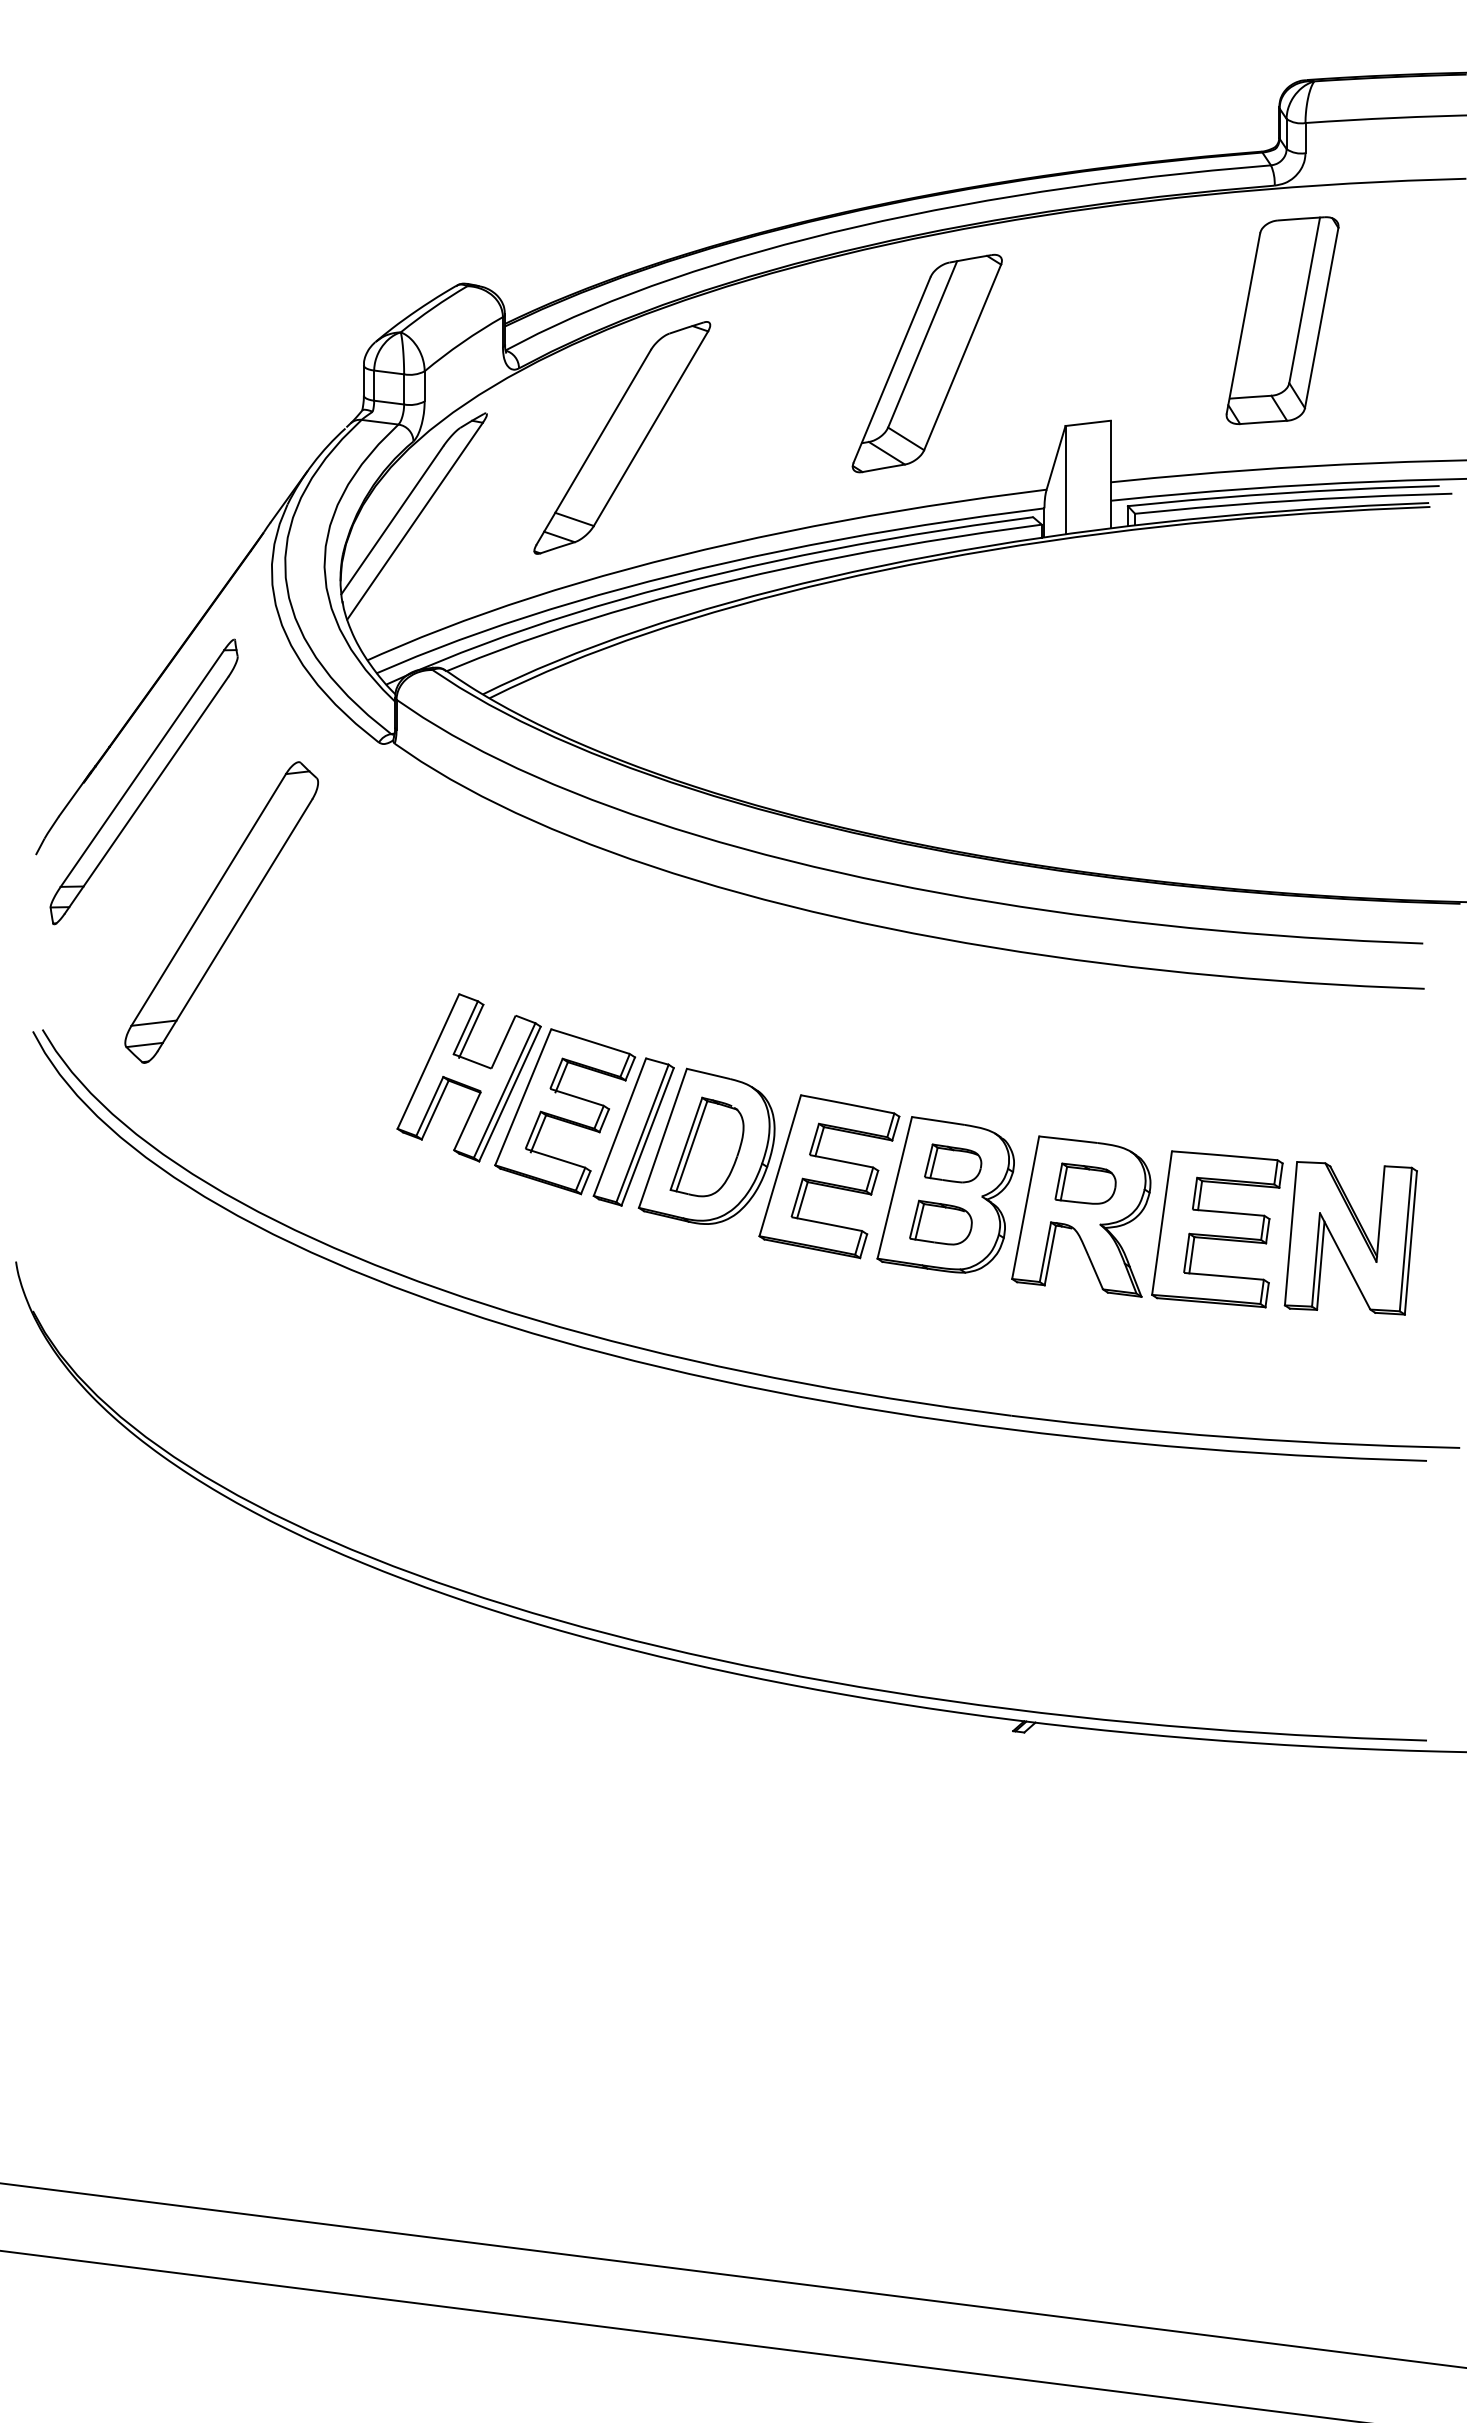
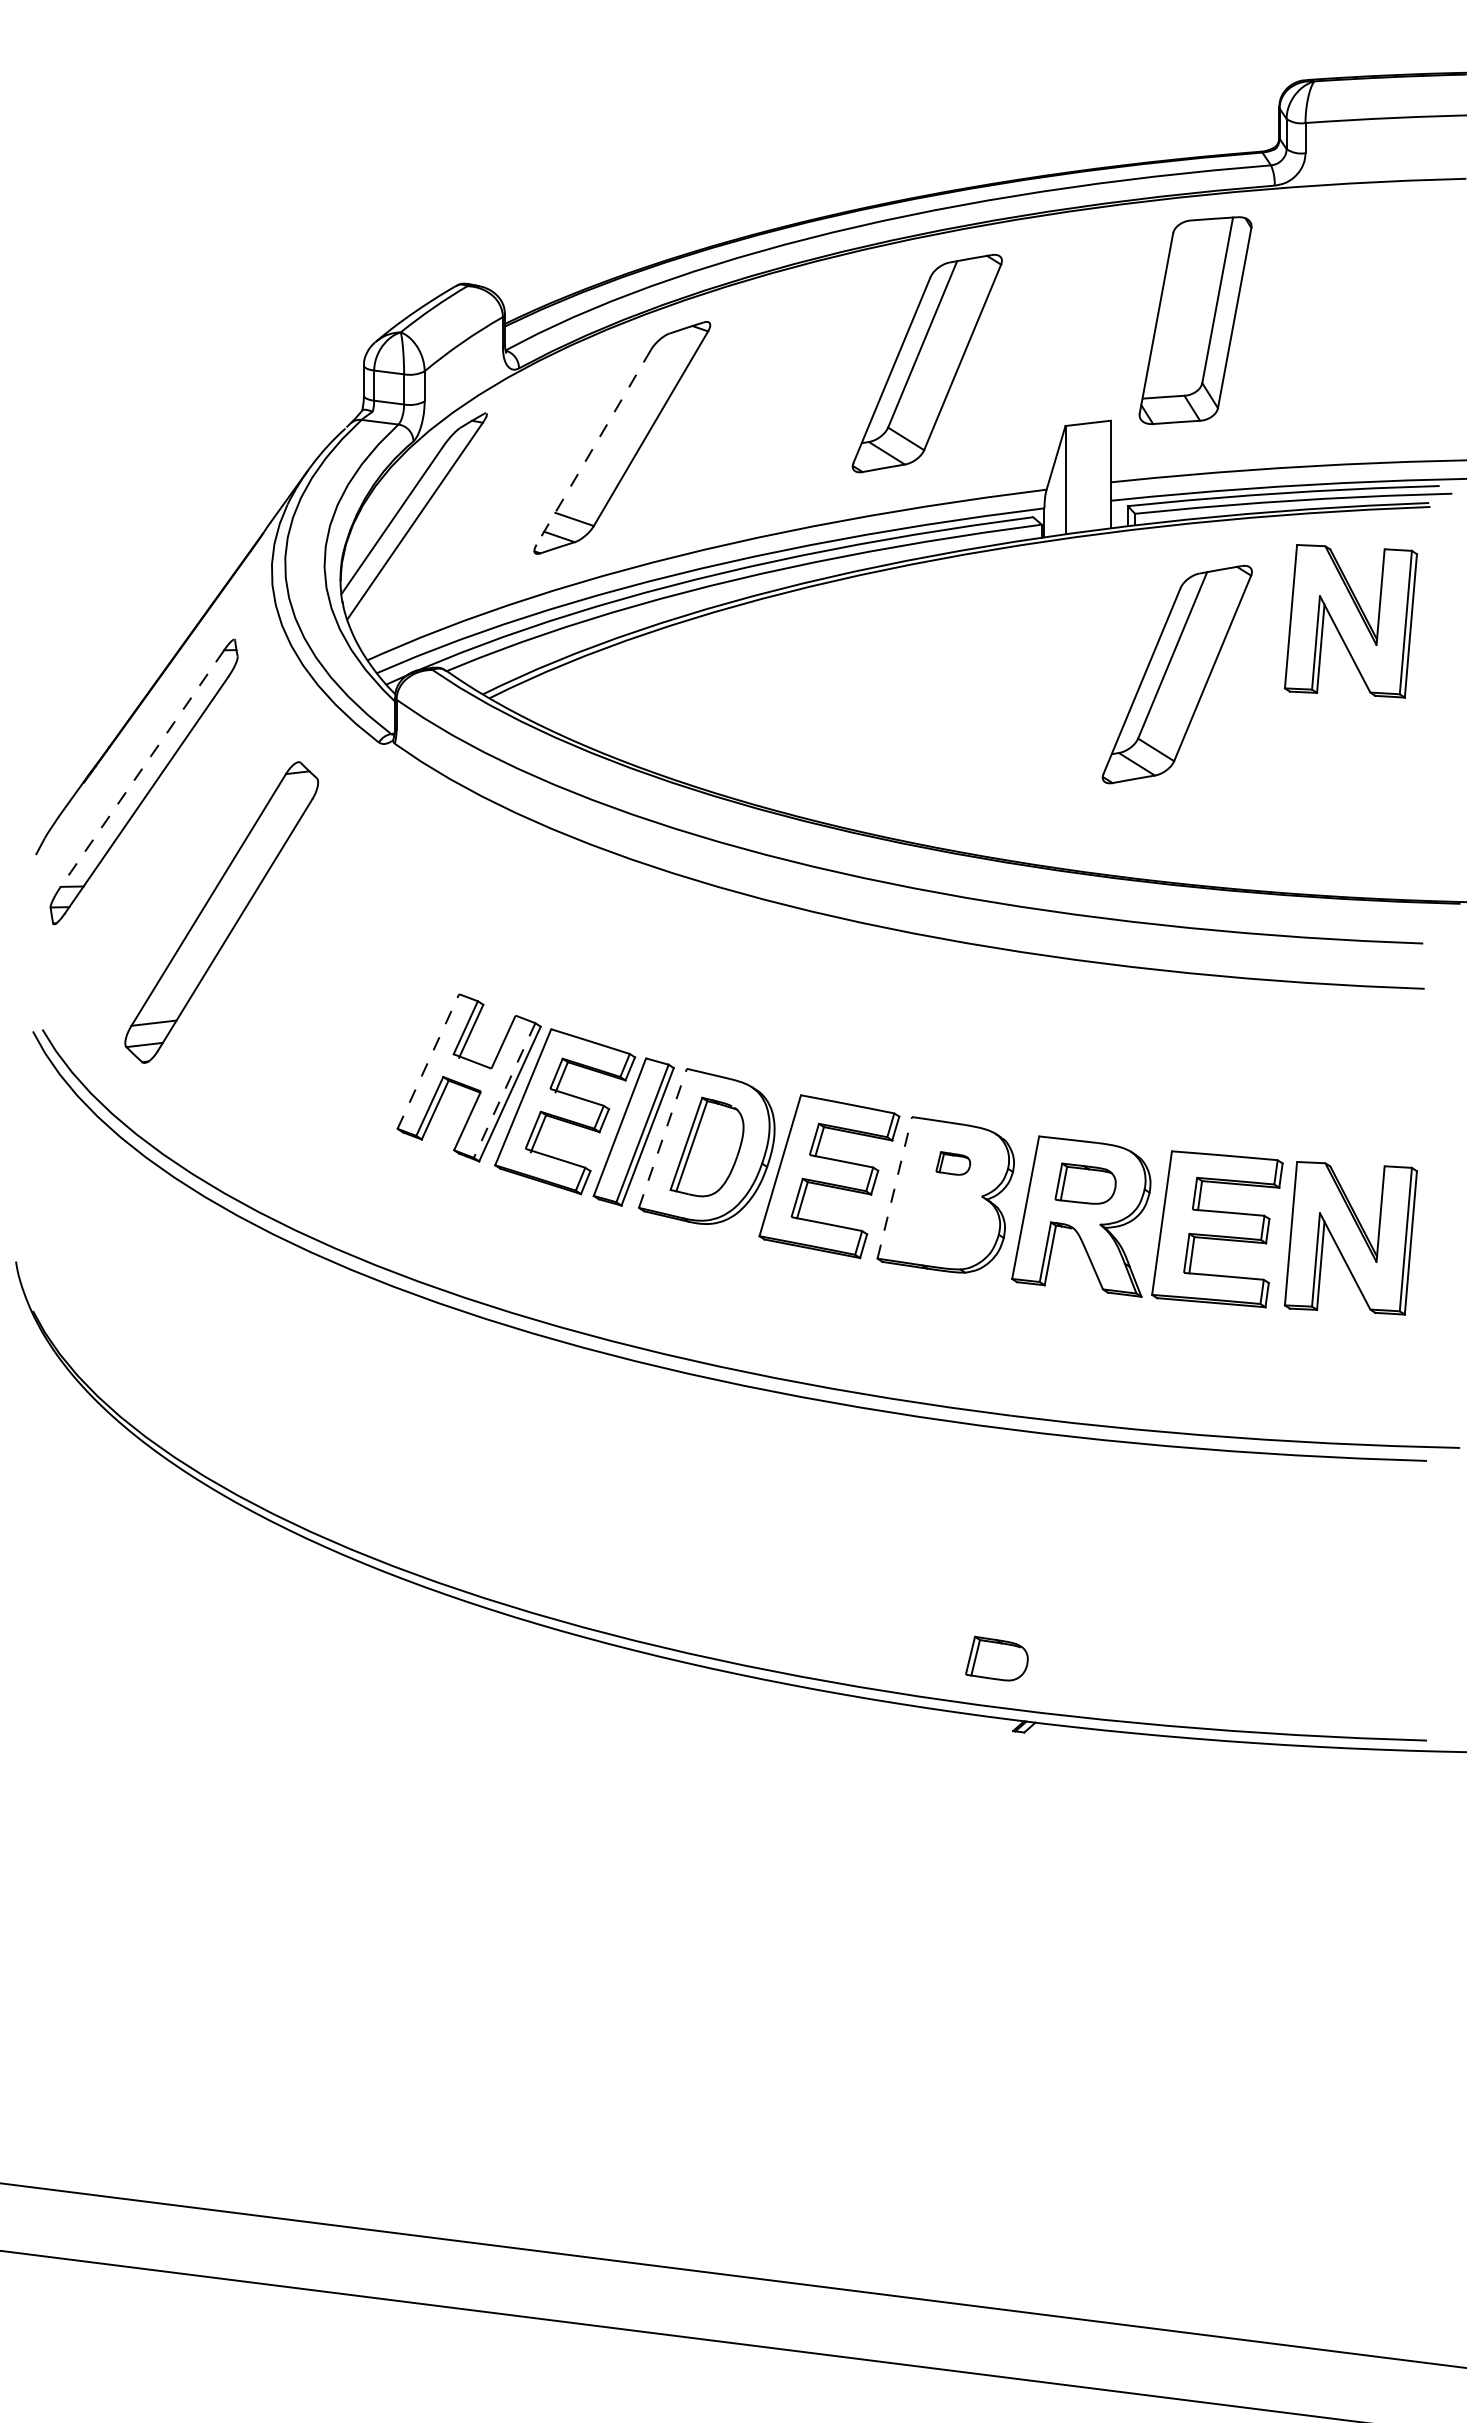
part position: (1282, 320) -> (1195, 320) (1195, 320)
line: solid -> dashed (593, 447)
part: none -> present (1350, 621)
part: none -> present (1176, 674)
line: solid -> dashed (142, 768)
line: solid -> dashed (428, 1061)
line: solid -> dashed (504, 1090)
line: solid -> dashed (662, 1138)
part size: 59x41 px -> 37x25 px (953, 1163)
line: solid -> dashed (894, 1187)
part position: (940, 1222) -> (996, 1658) (996, 1658)
